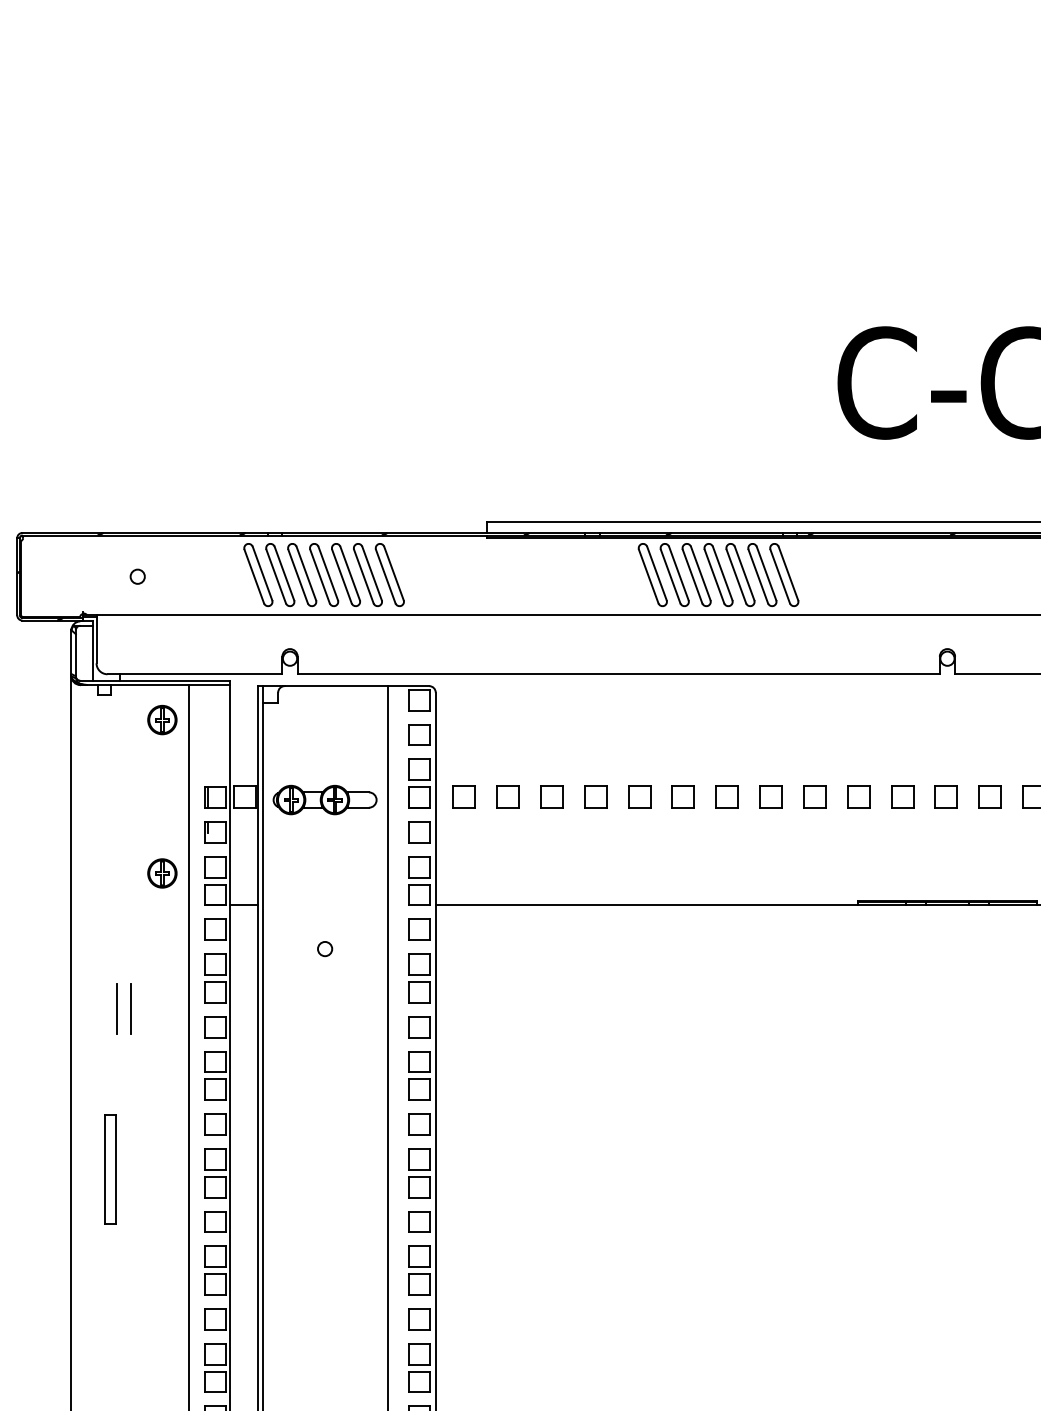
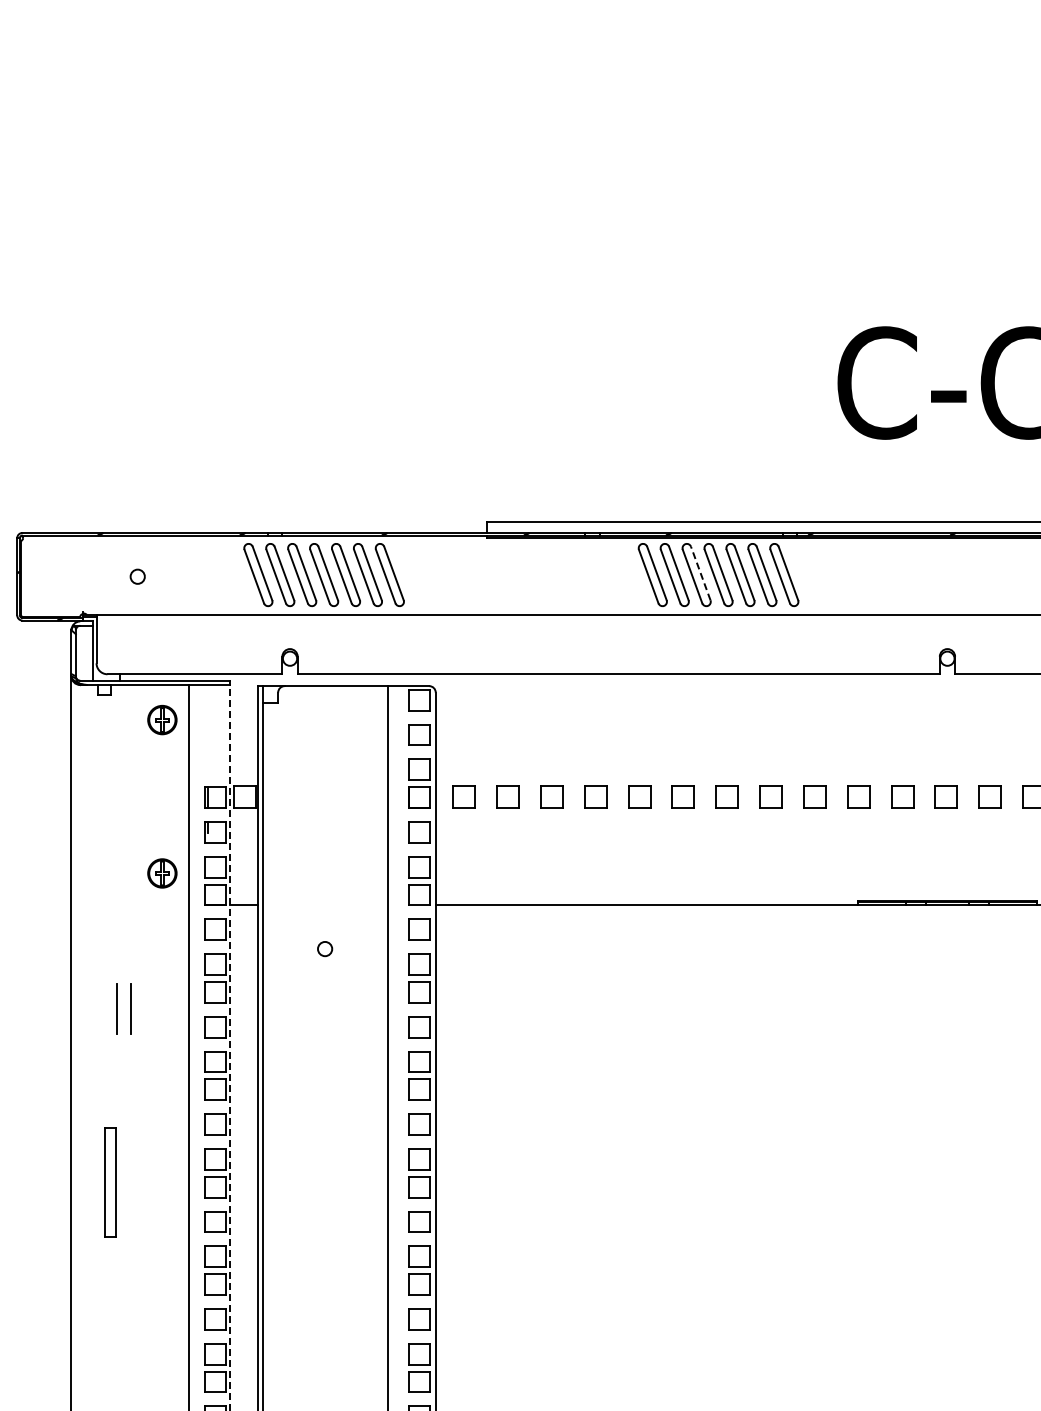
line: solid -> dashed (700, 573)
part: present -> none (324, 799)
line: solid -> dashed (230, 1047)
part position: (110, 1169) -> (110, 1182) (110, 1182)
